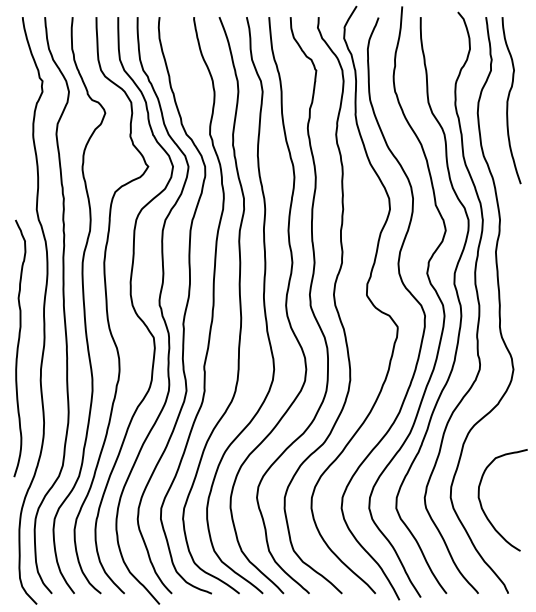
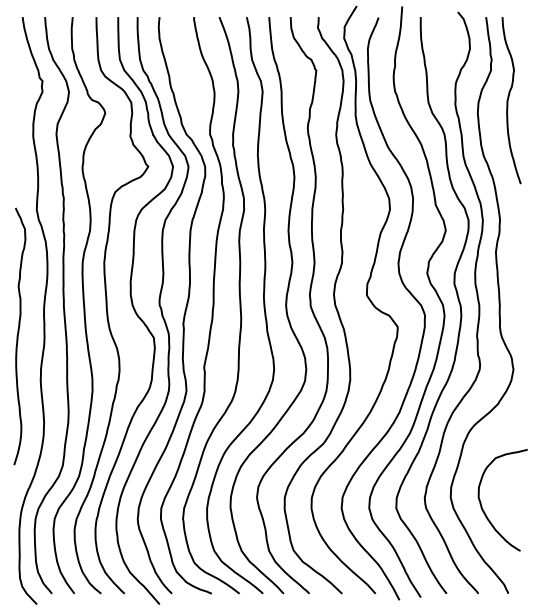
curve position: (18, 348) -> (18, 336) (18, 336)
